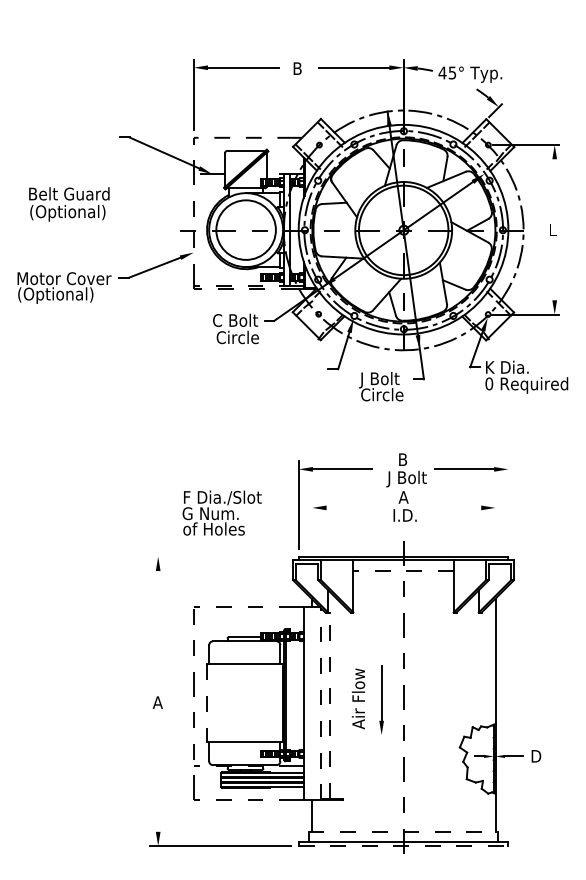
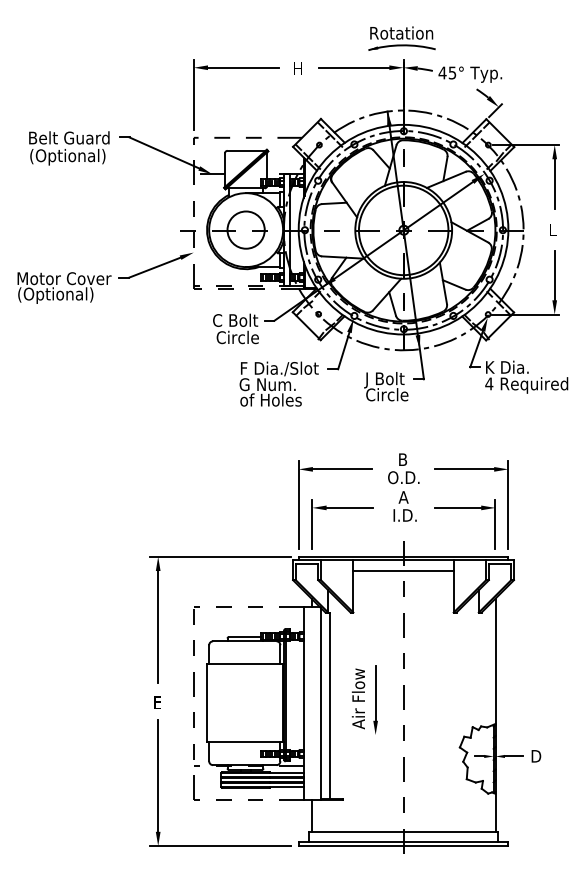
part: none -> present (401, 38)
text: B -> H (297, 68)
line: none -> present (554, 184)
text position: (69, 204) -> (69, 148) (69, 148)
circle diameter: 60 px -> 37 px (245, 229)
line: none -> present (554, 275)
text: 0 -> 4 (489, 383)
text position: (381, 386) -> (386, 386) (386, 386)
text: J Bolt -> O.D. (406, 478)
line: none -> present (508, 504)
line: none -> present (349, 507)
line: none -> present (457, 507)
text position: (221, 512) -> (278, 383) (278, 383)
line: none -> present (312, 524)
line: none -> present (495, 524)
line: none -> present (220, 556)
line: dashed -> solid (403, 571)
line: none -> present (158, 626)
part position: (381, 699) -> (375, 699) (375, 699)
text: A -> E (157, 702)
line: dashed -> solid (207, 703)
line: dashed -> solid (320, 703)
line: dashed -> solid (330, 705)
line: none -> present (158, 775)
line: dashed -> solid (403, 831)
line: dashed -> solid (403, 846)
